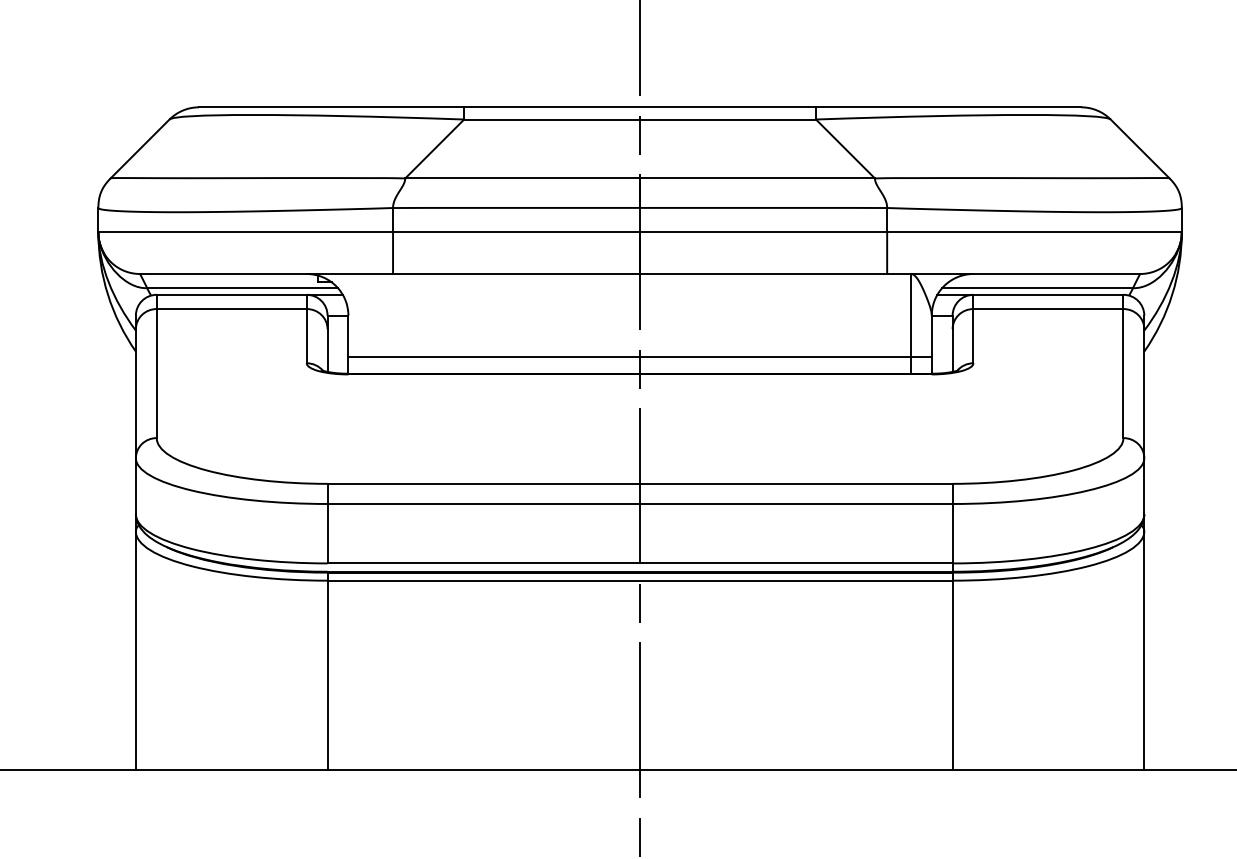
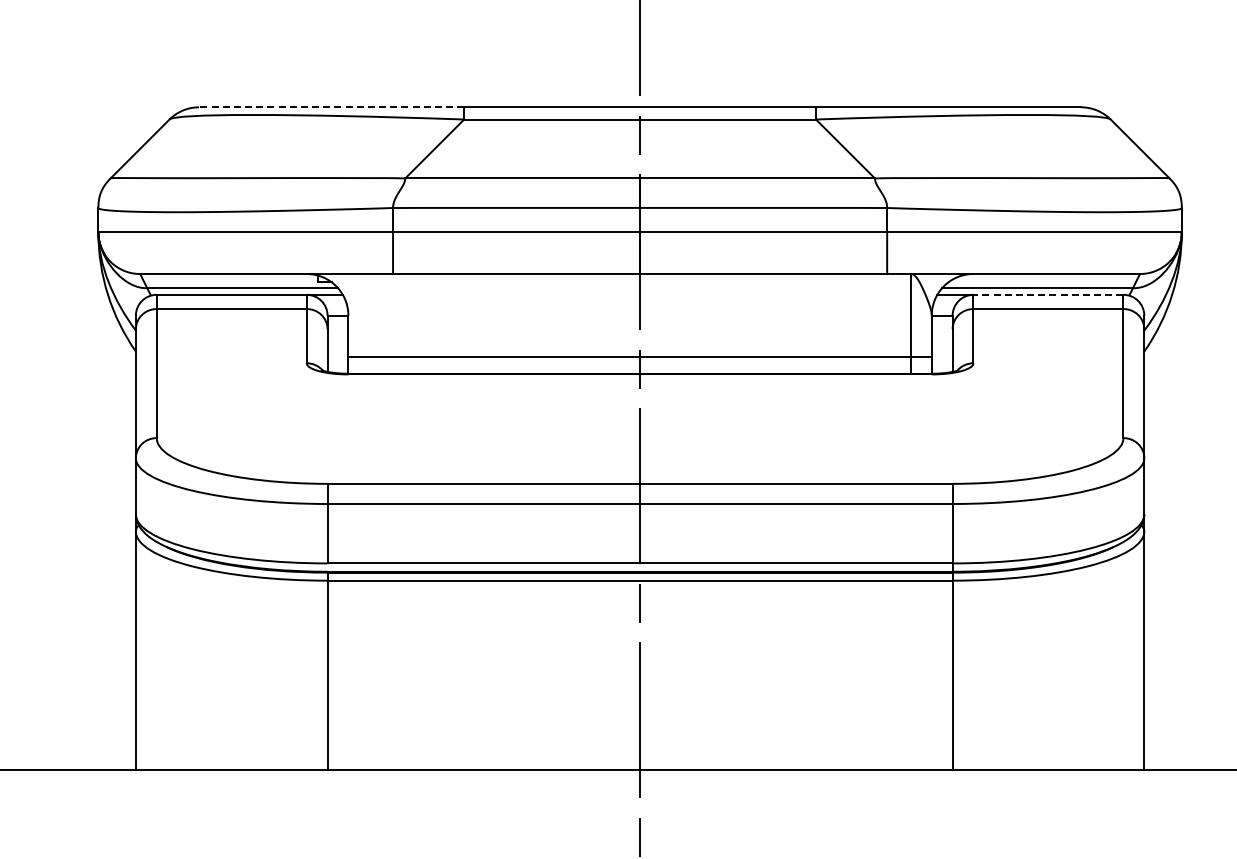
line: solid -> dashed (331, 107)
line: solid -> dashed (1047, 294)
